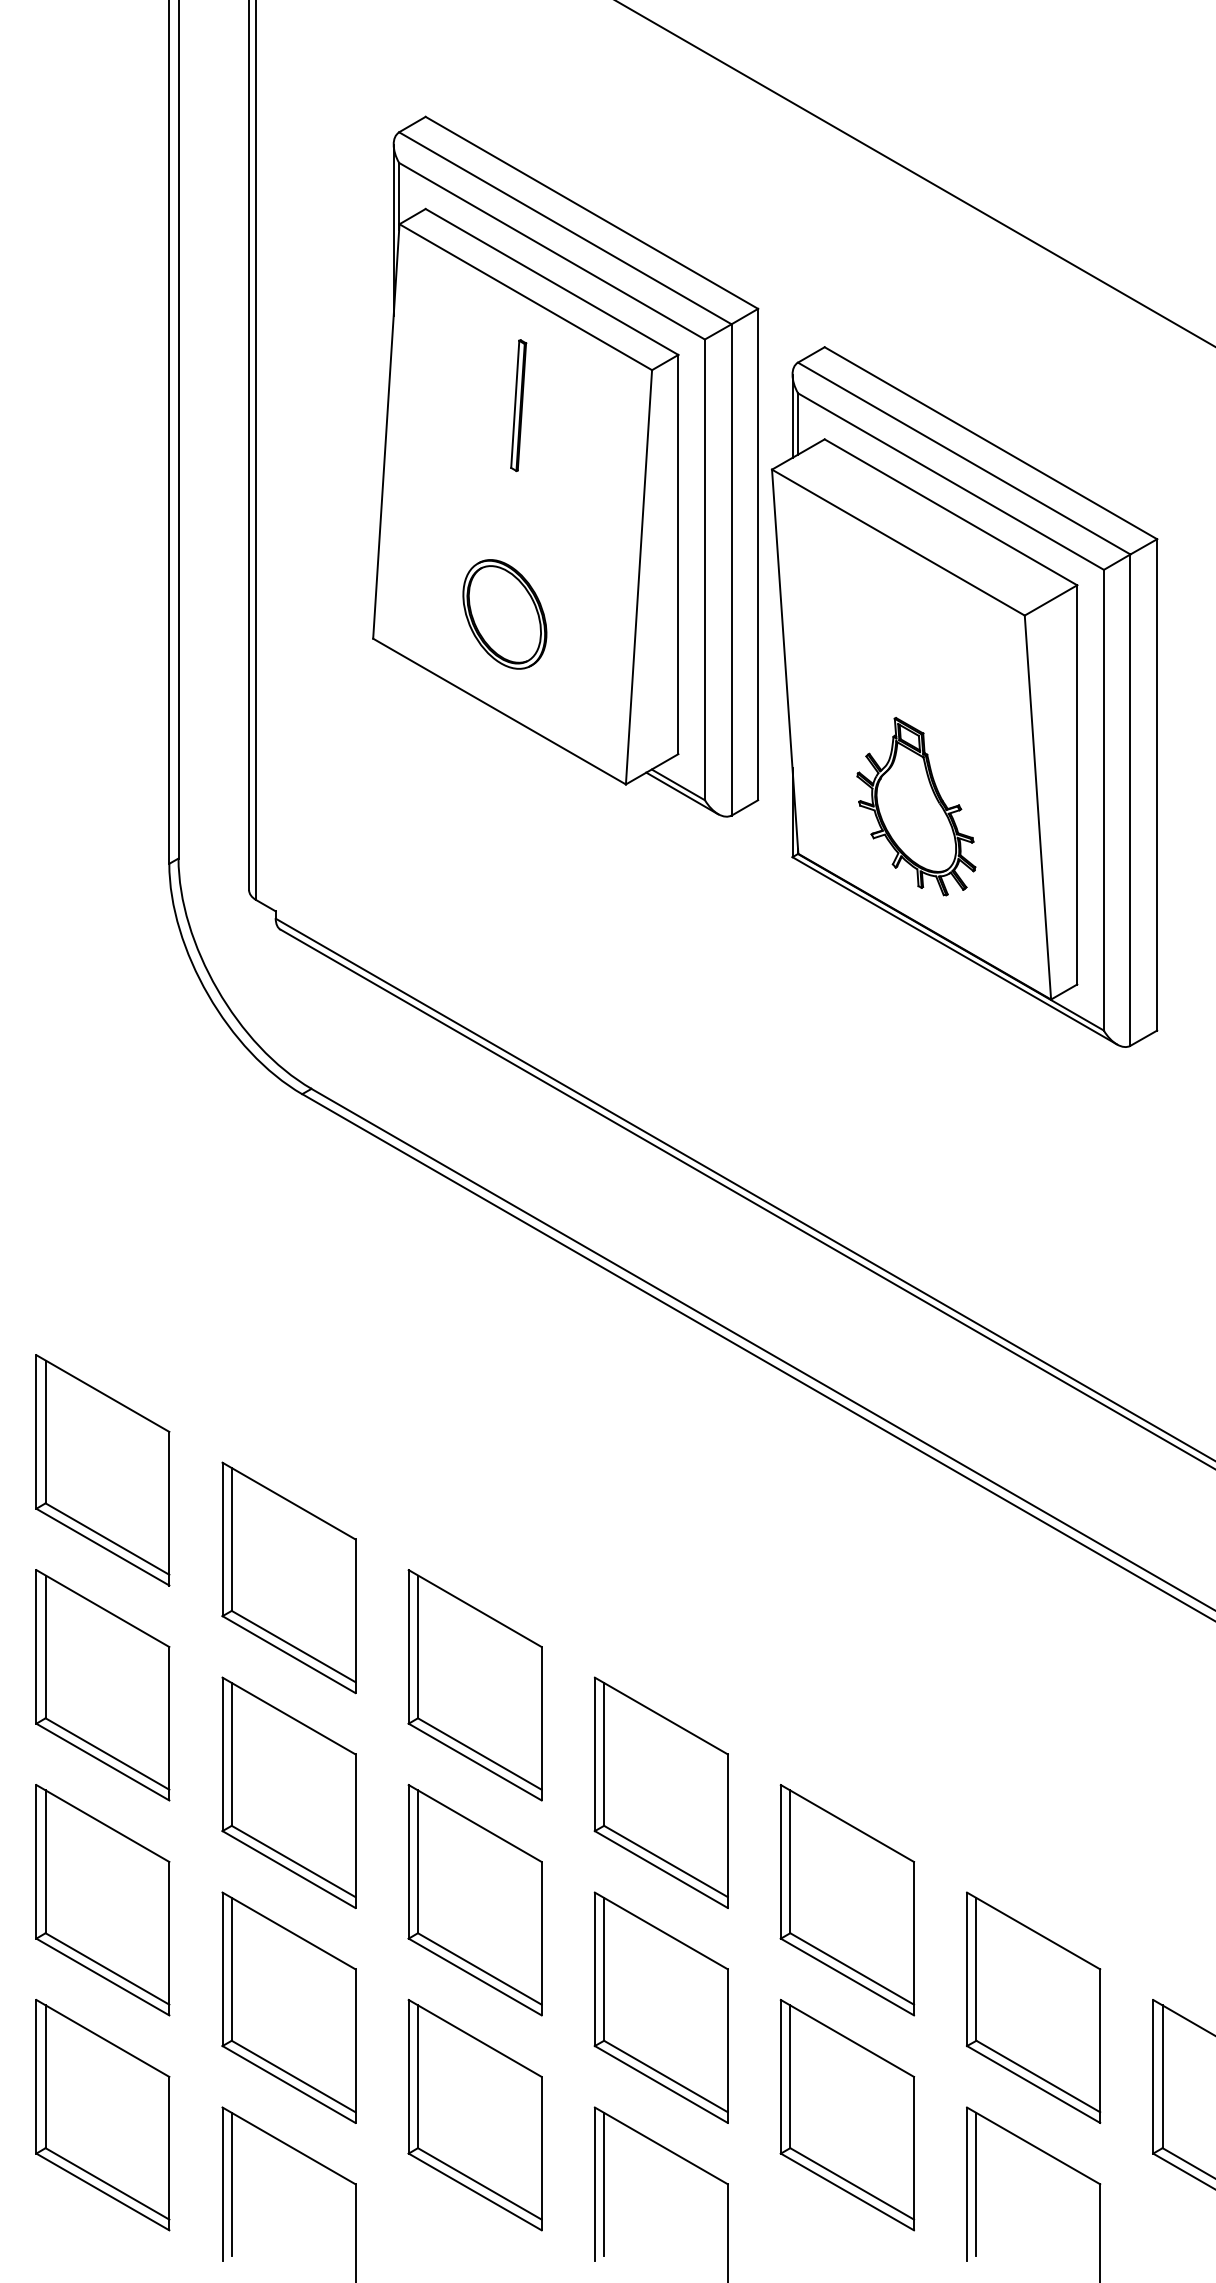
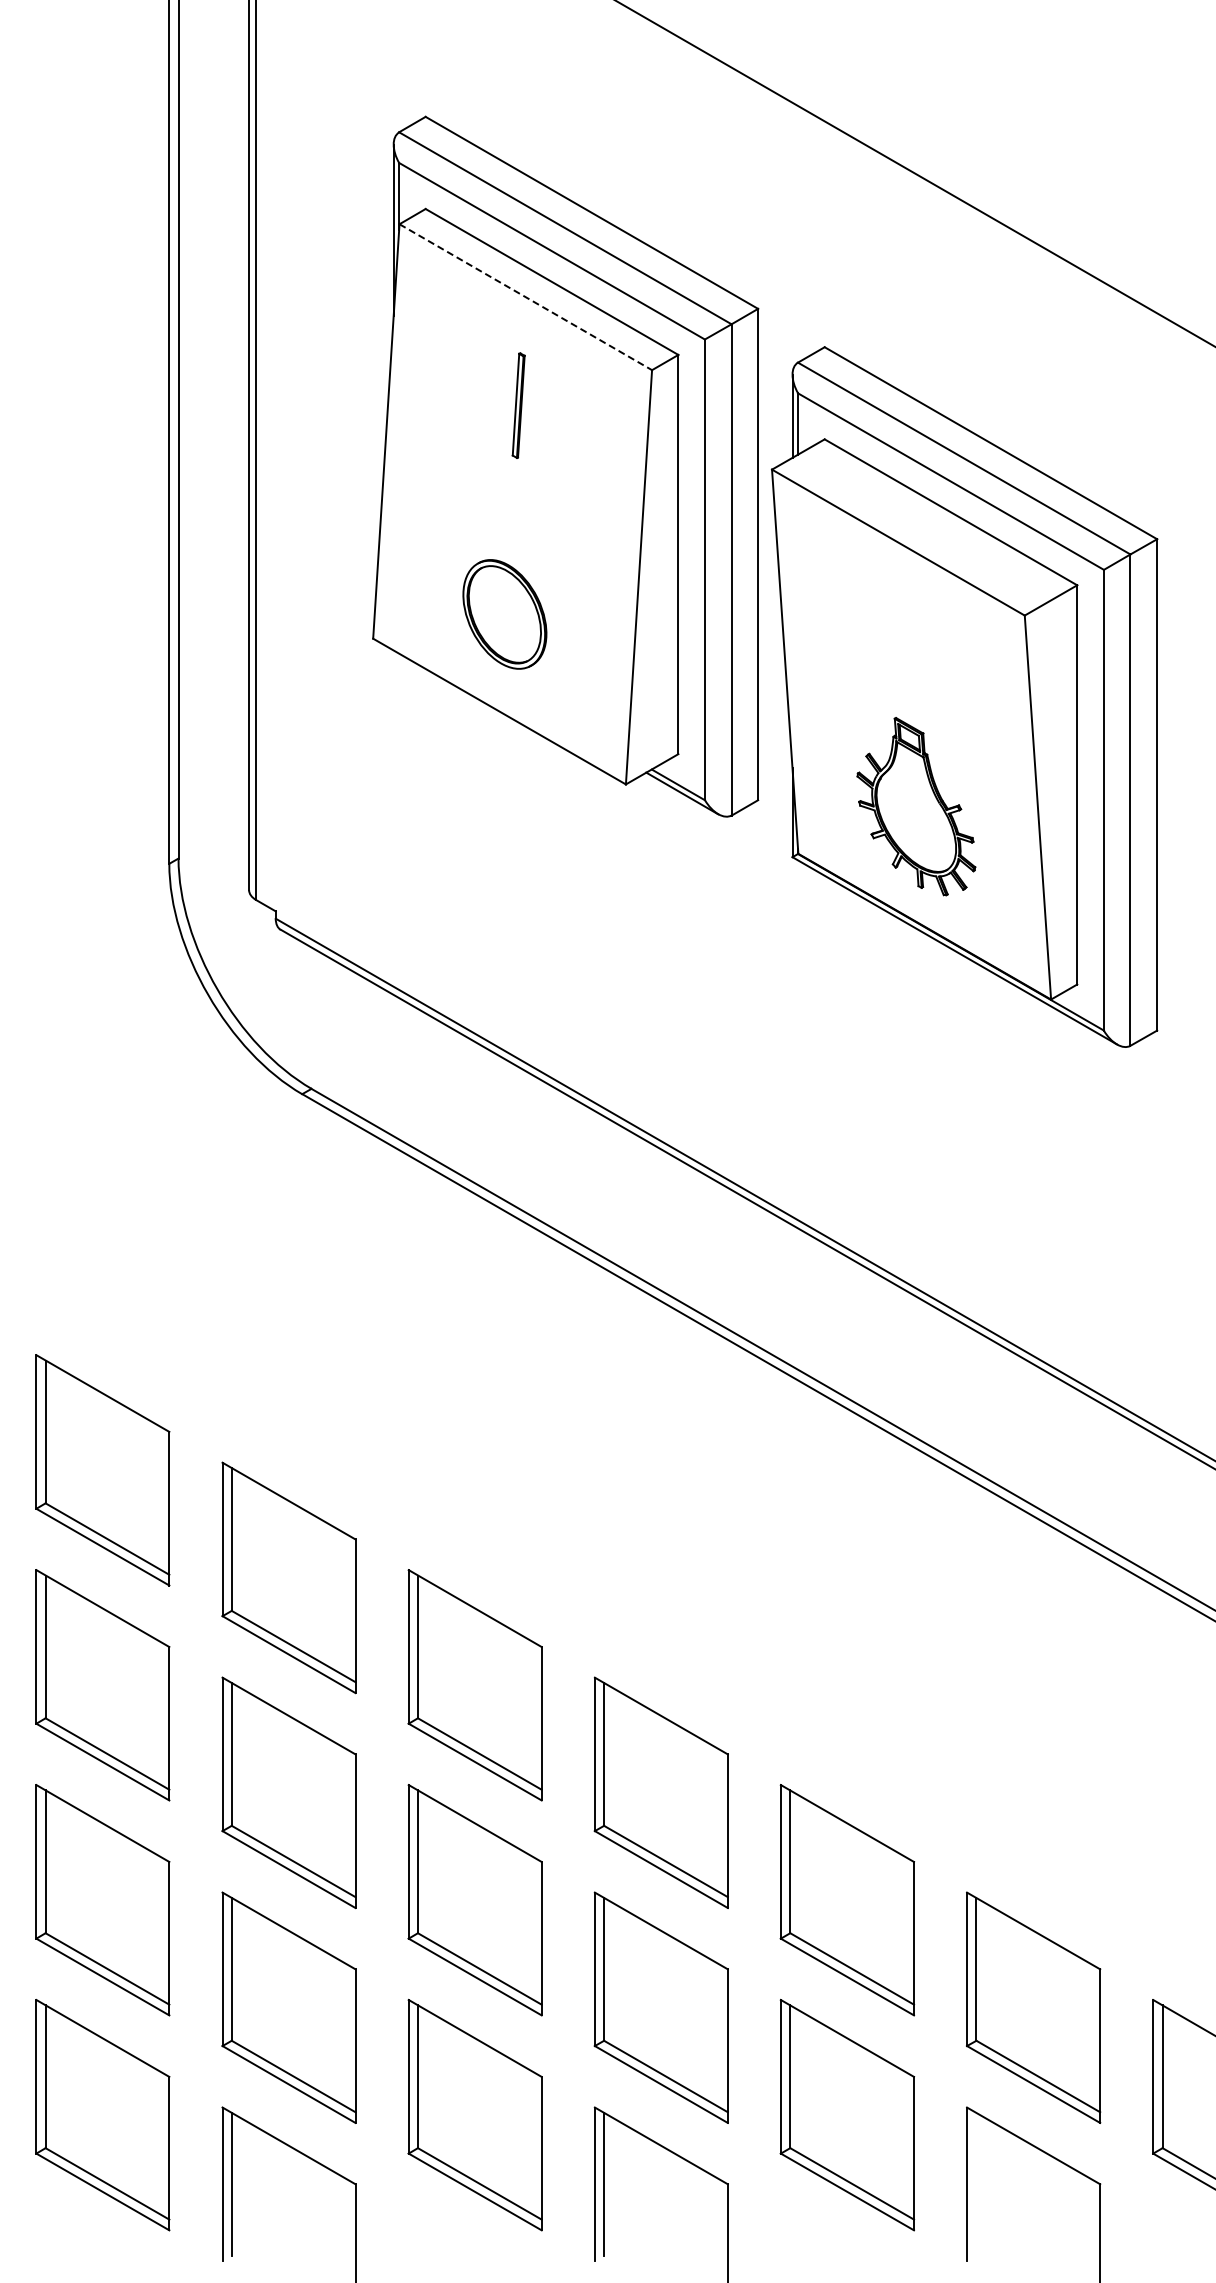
line: solid -> dashed (525, 297)
part size: 18x134 px -> 15x107 px (518, 405)
line: present -> none (976, 2183)
